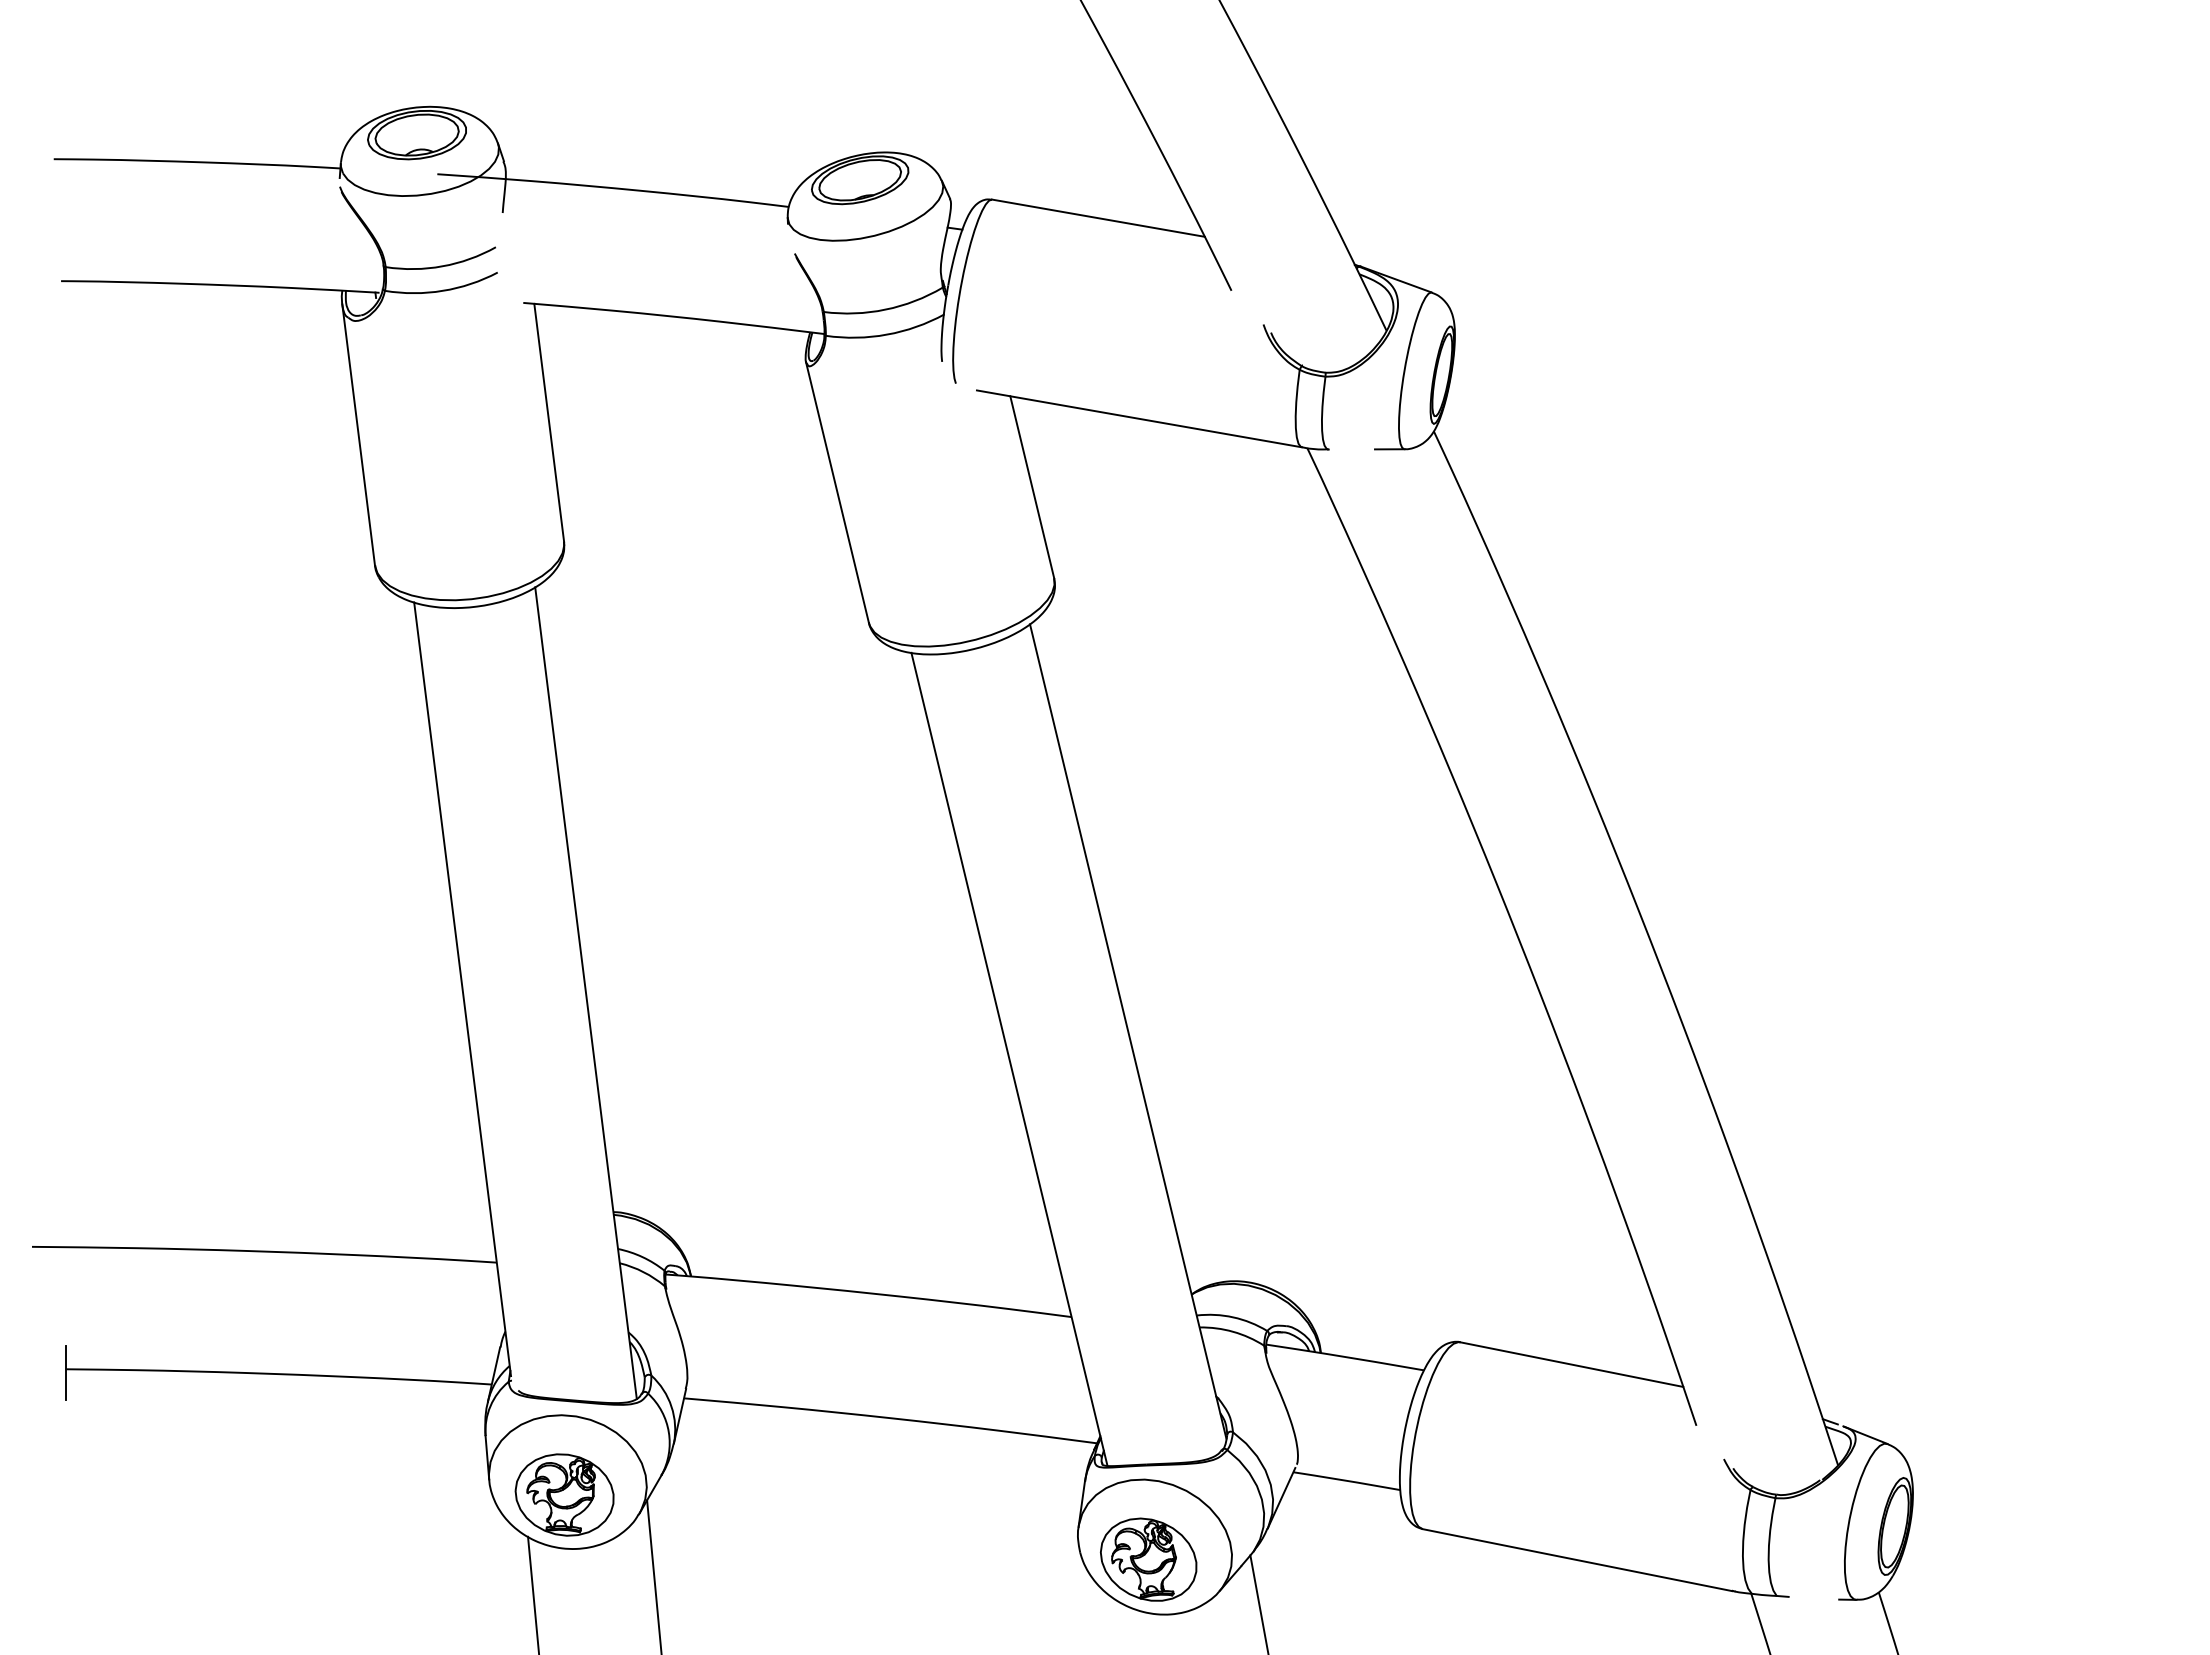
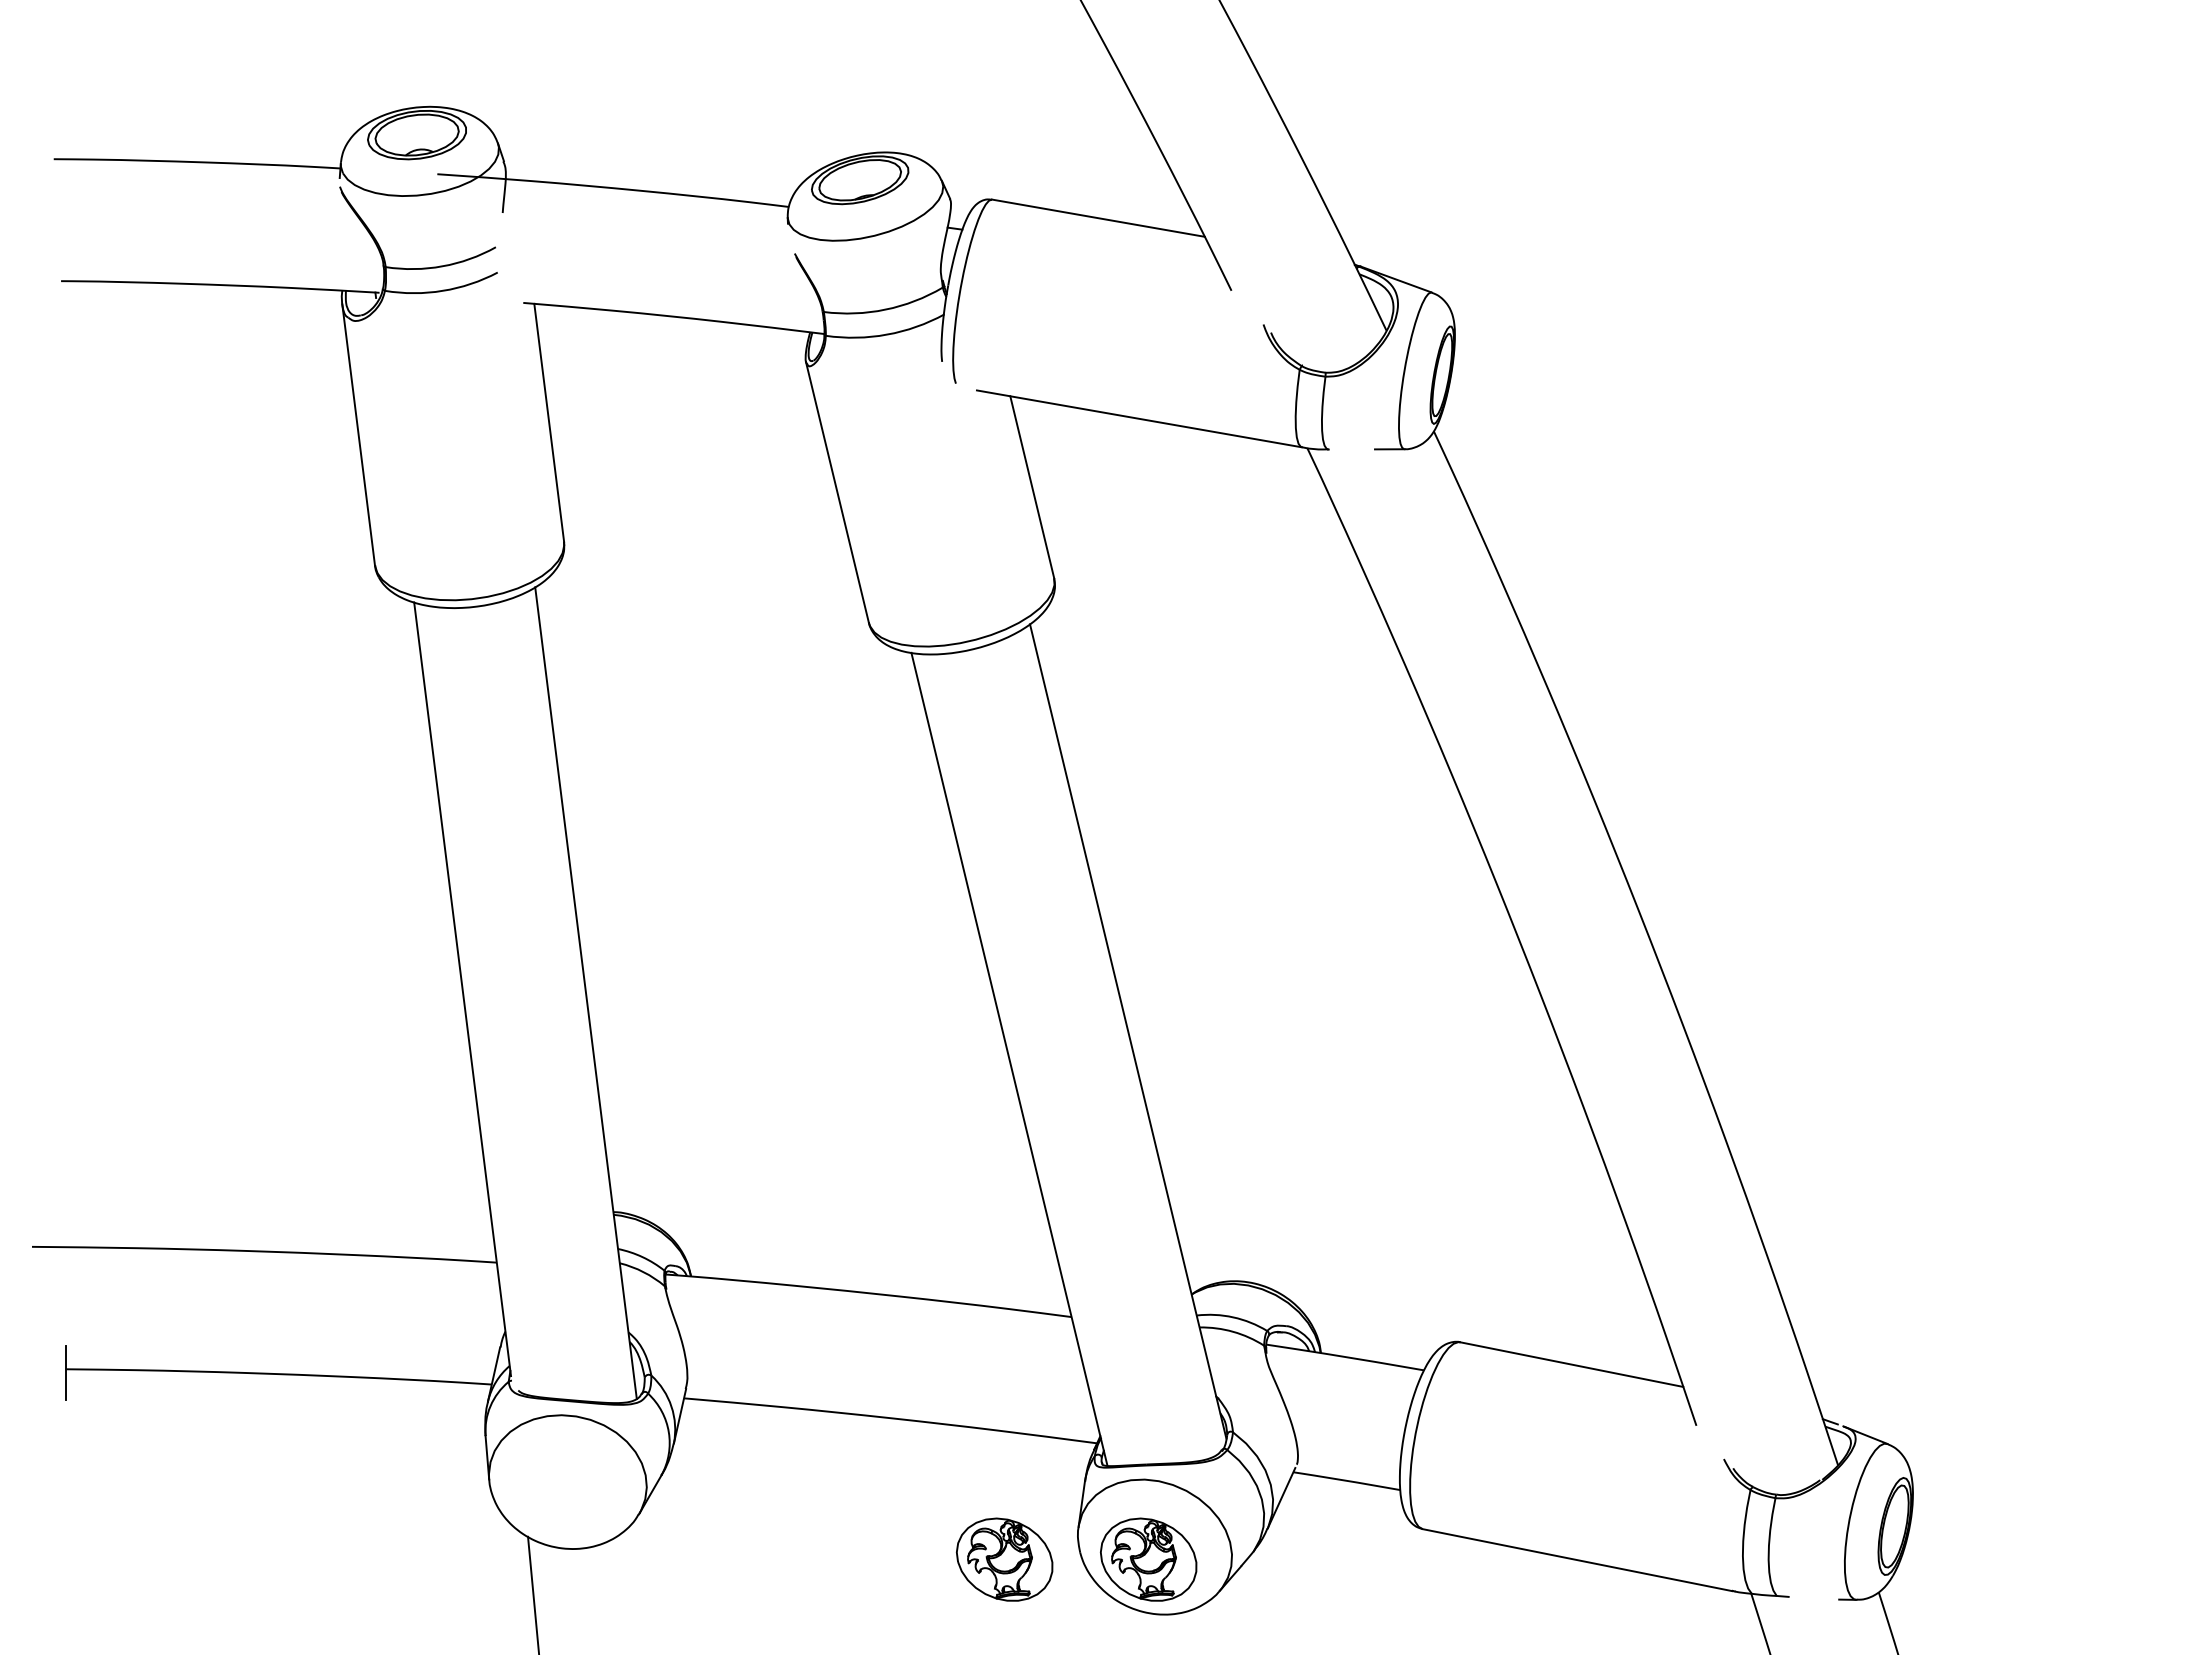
part: present -> none (564, 1494)
part: none -> present (1004, 1559)
line: present -> none (654, 1575)
line: present -> none (1259, 1603)
